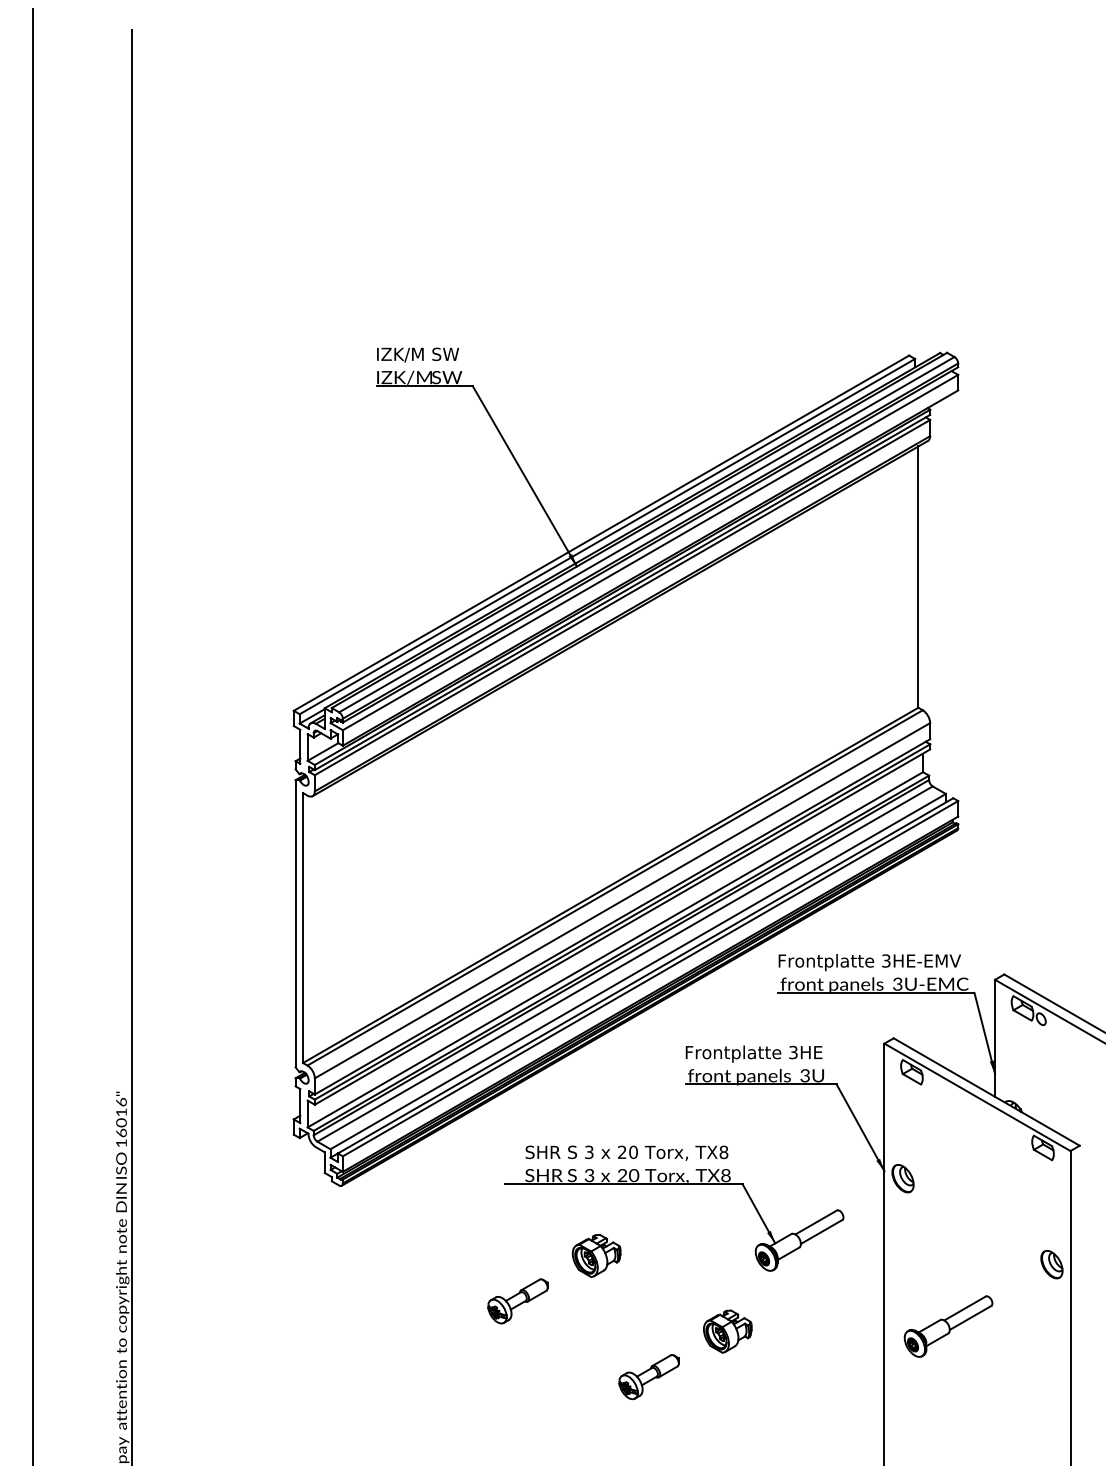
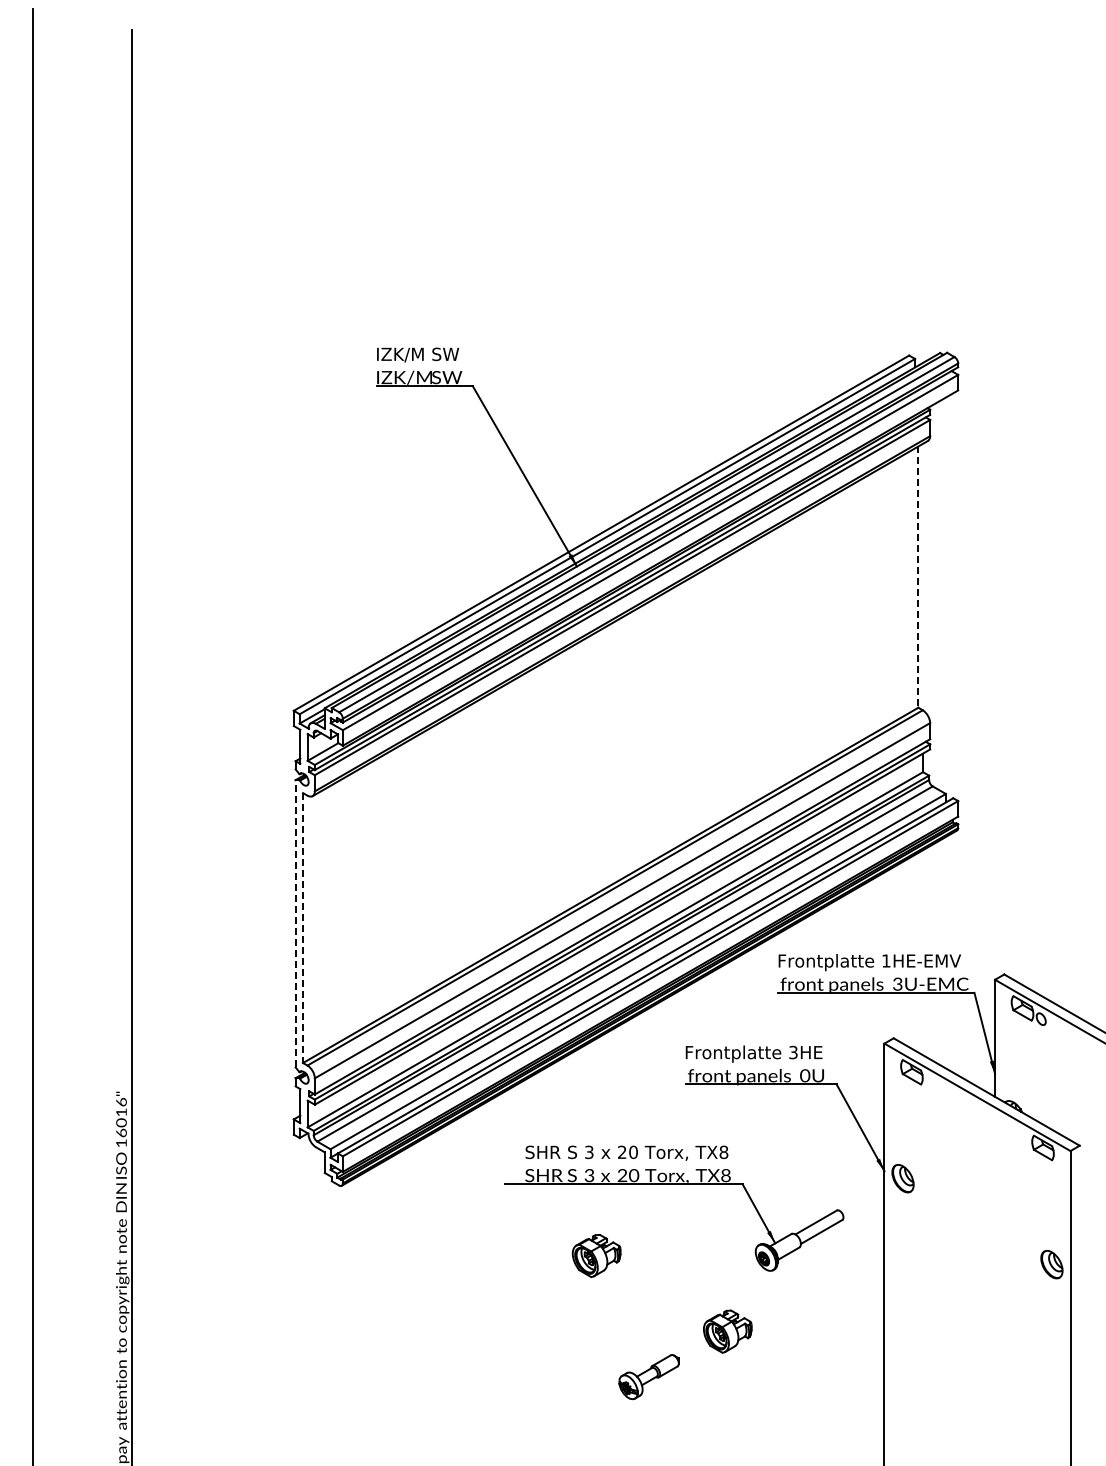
line: solid -> dashed (918, 577)
line: solid -> dashed (295, 923)
line: solid -> dashed (303, 928)
text: 3HE-EMV -> 1HE-EMV (886, 960)
text: 3U -> 0U (805, 1075)
part: present -> none (517, 1301)
part: present -> none (948, 1326)
